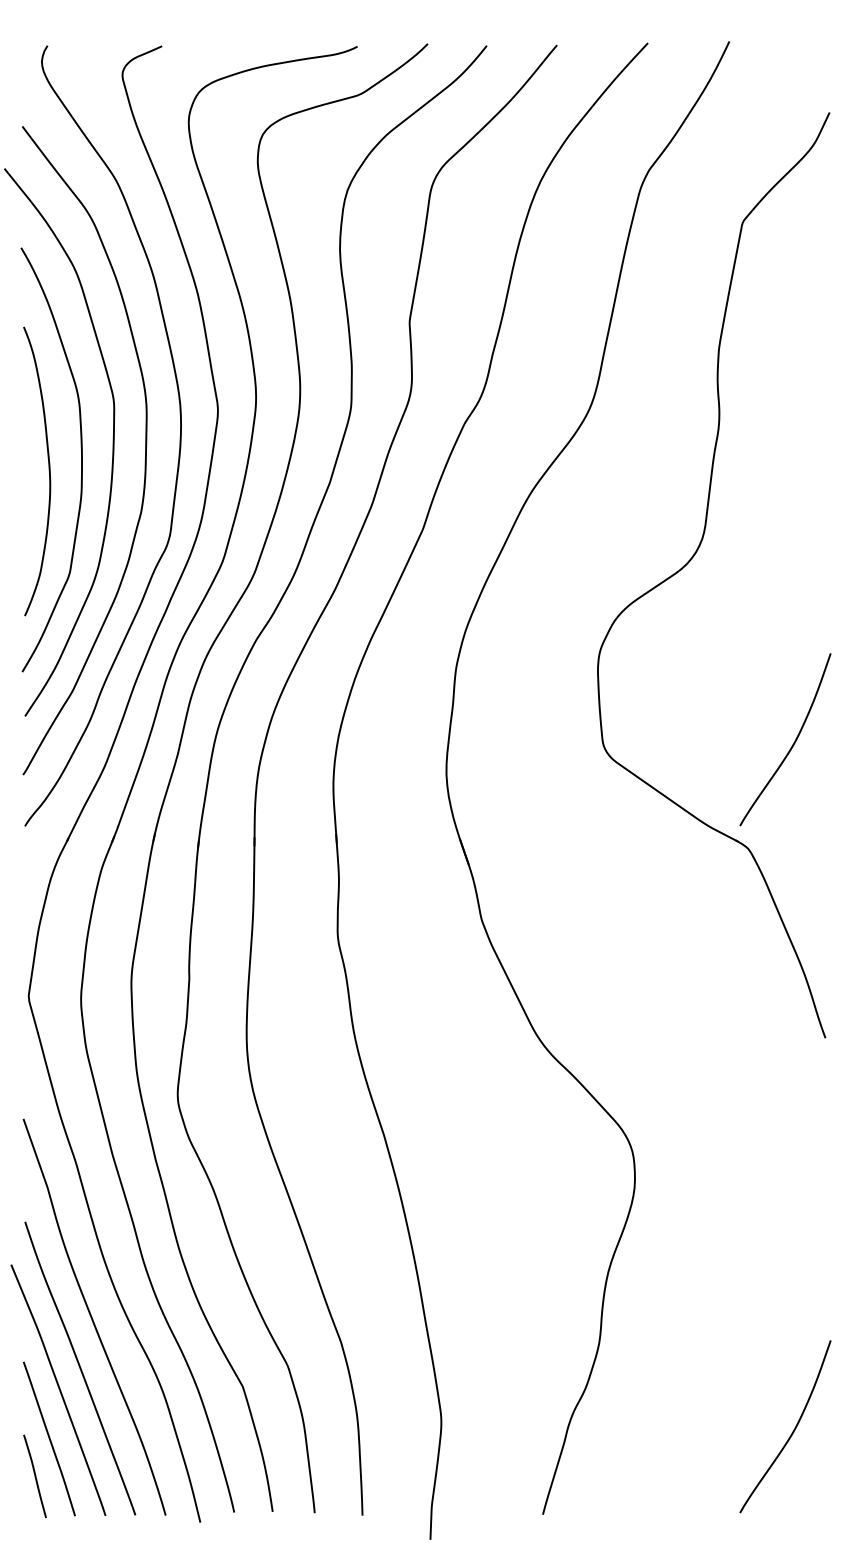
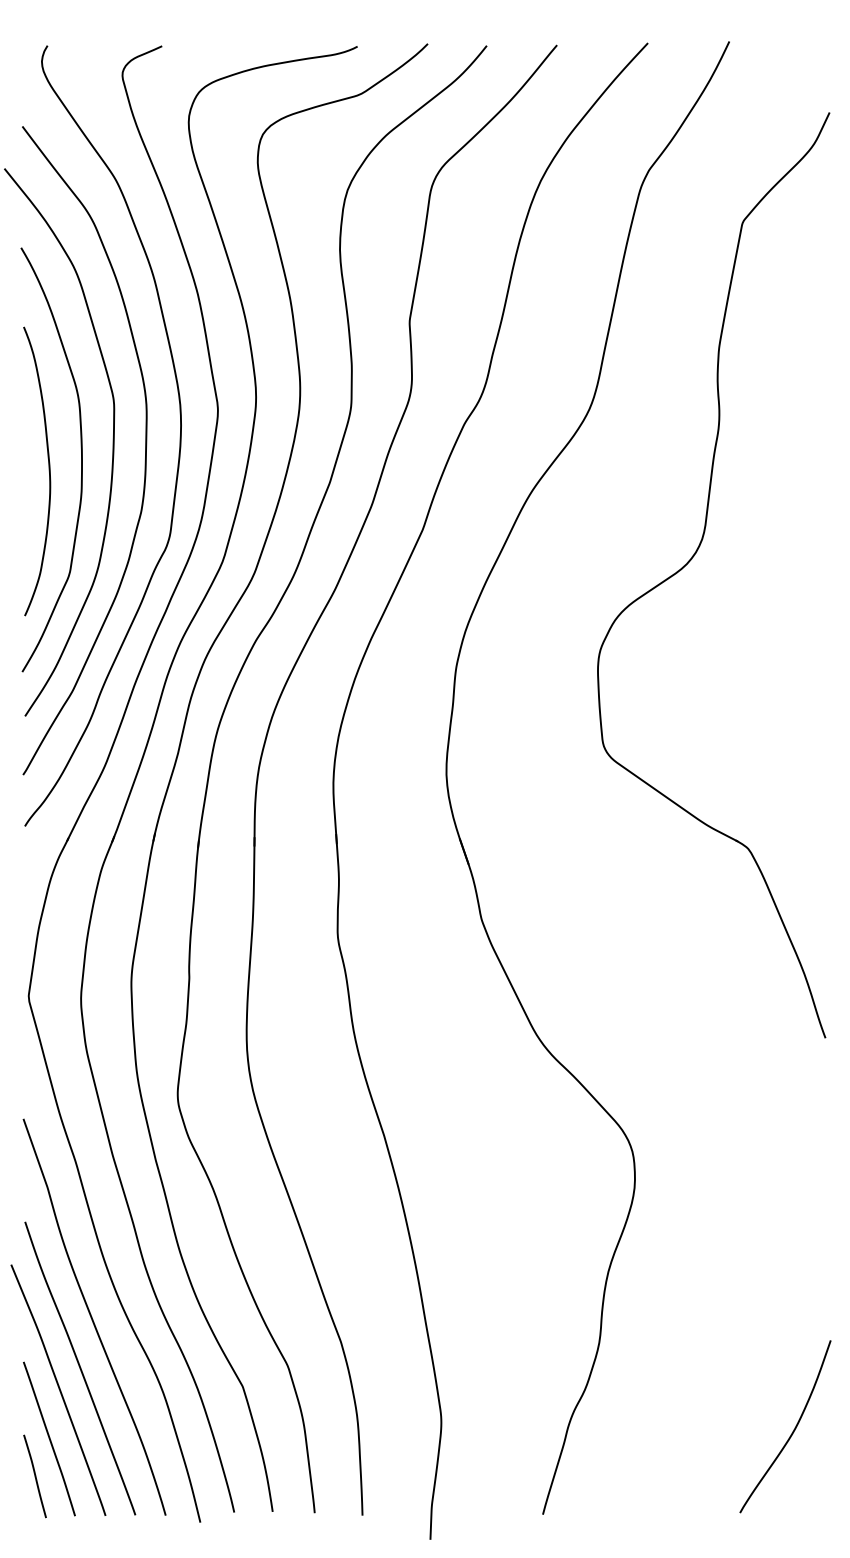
curve: present -> none (793, 742)
